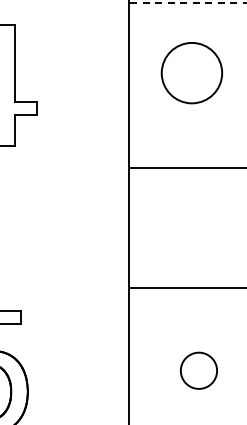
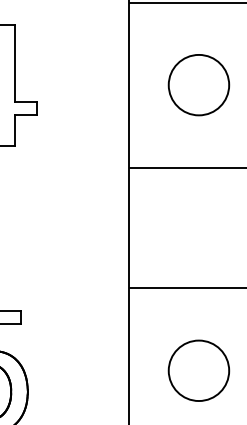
line: dashed -> solid (189, 2)
circle position: (191, 73) -> (198, 85) (198, 85)
circle diameter: 36 px -> 60 px (198, 370)
